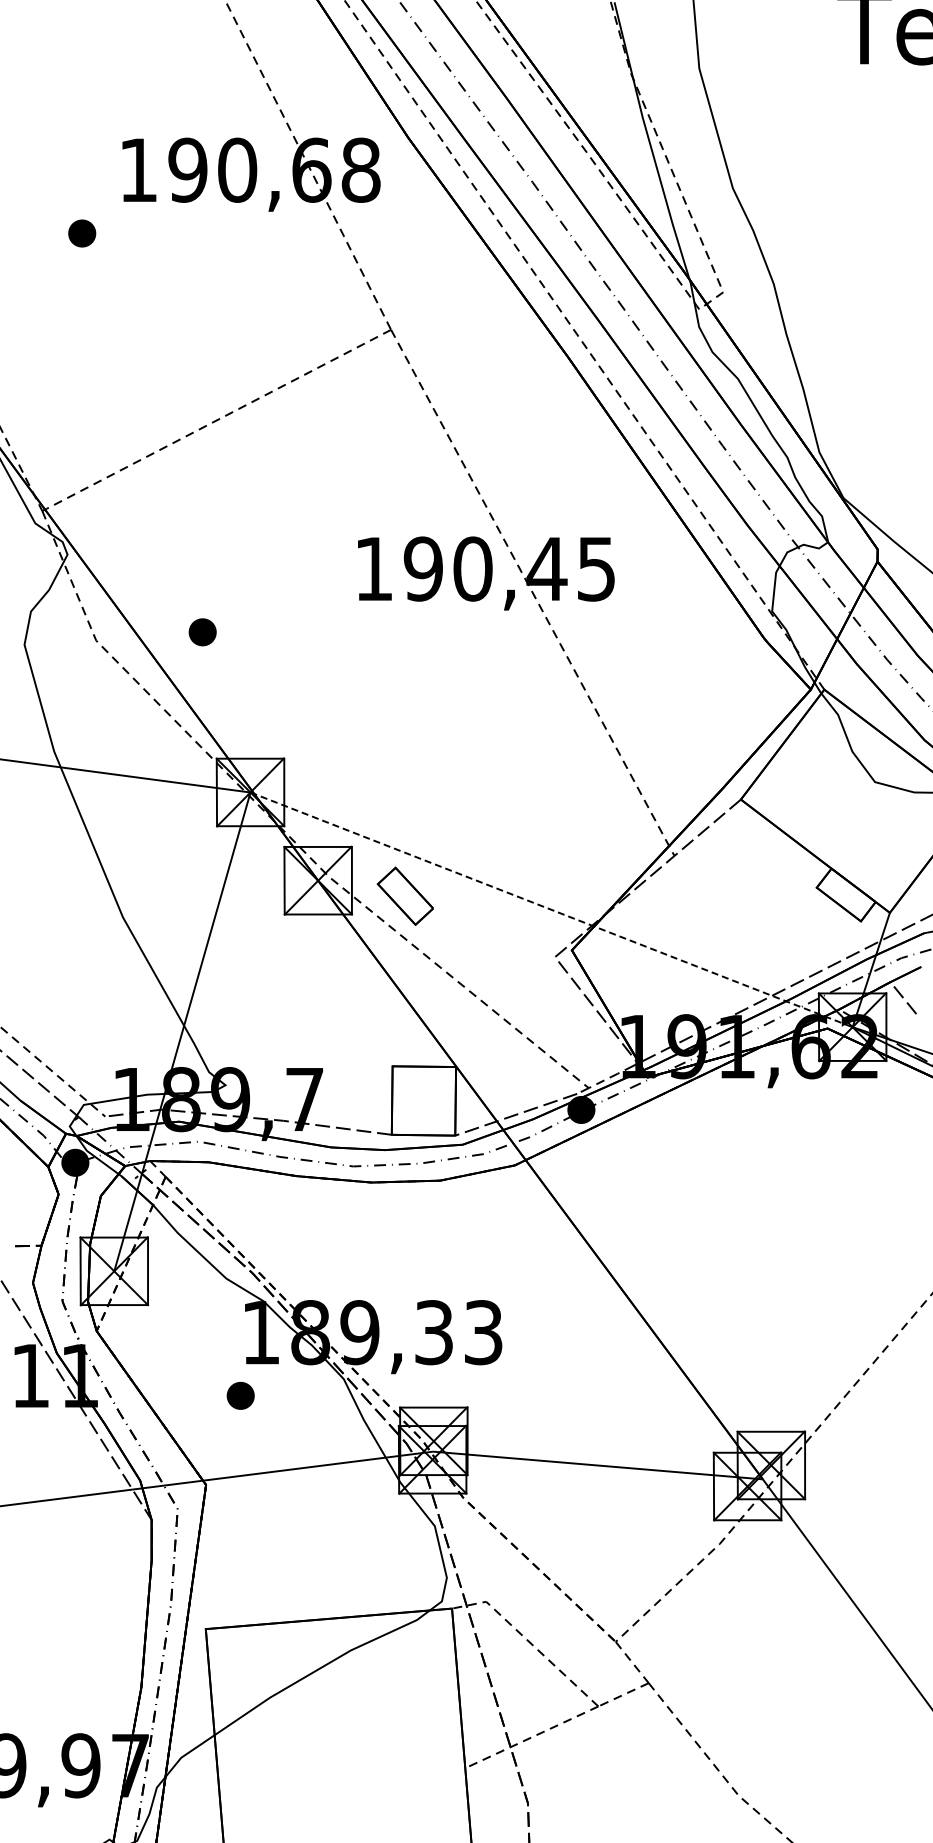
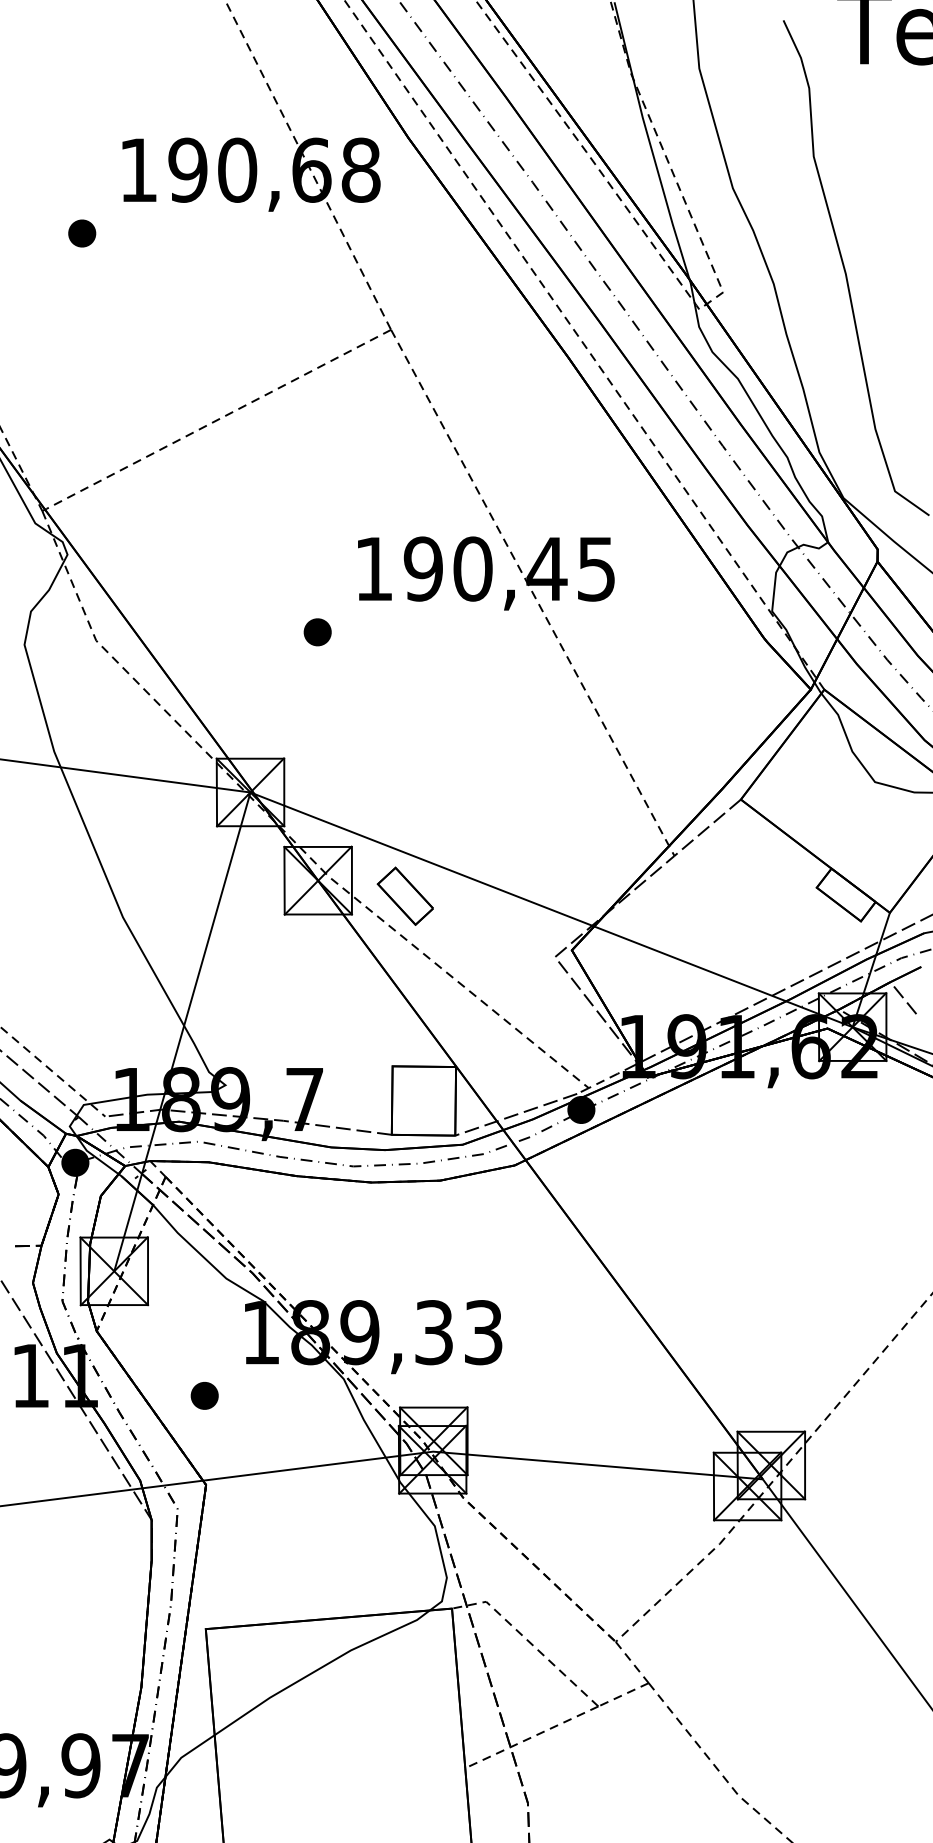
curve: none -> present (846, 271)
part position: (202, 632) -> (317, 632) (317, 632)
line: dashed -> solid (552, 910)
part position: (240, 1395) -> (204, 1395) (204, 1395)
